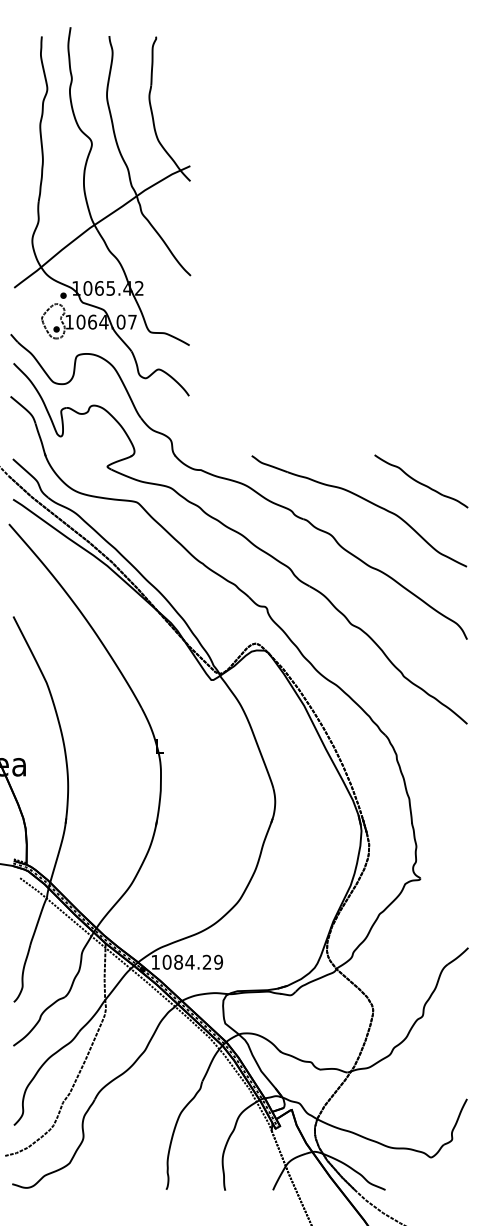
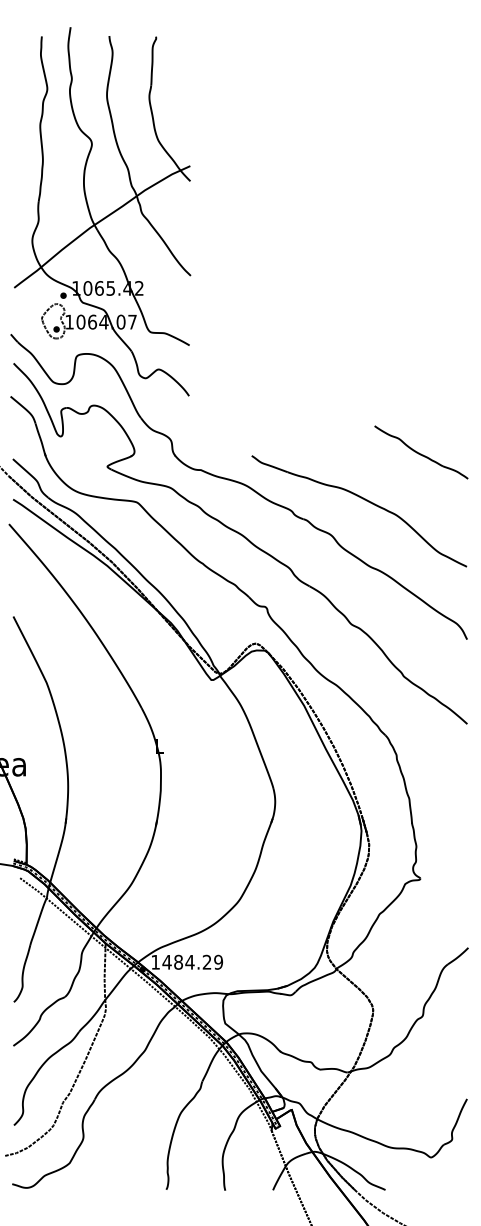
part position: (421, 481) -> (421, 452) (421, 452)
text: 1084.29 -> 1484.29 (166, 961)
